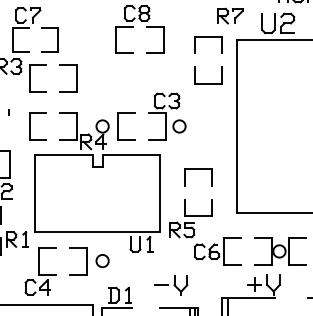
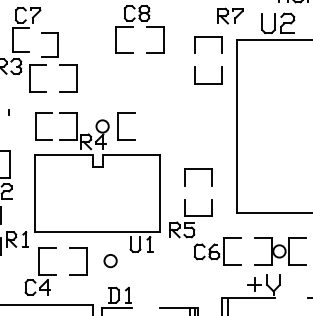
part position: (57, 39) -> (57, 44) (57, 44)
part: present -> none (167, 116)
part position: (30, 126) -> (36, 126) (36, 126)
circle position: (102, 261) -> (110, 261) (110, 261)
part: present -> none (171, 285)
